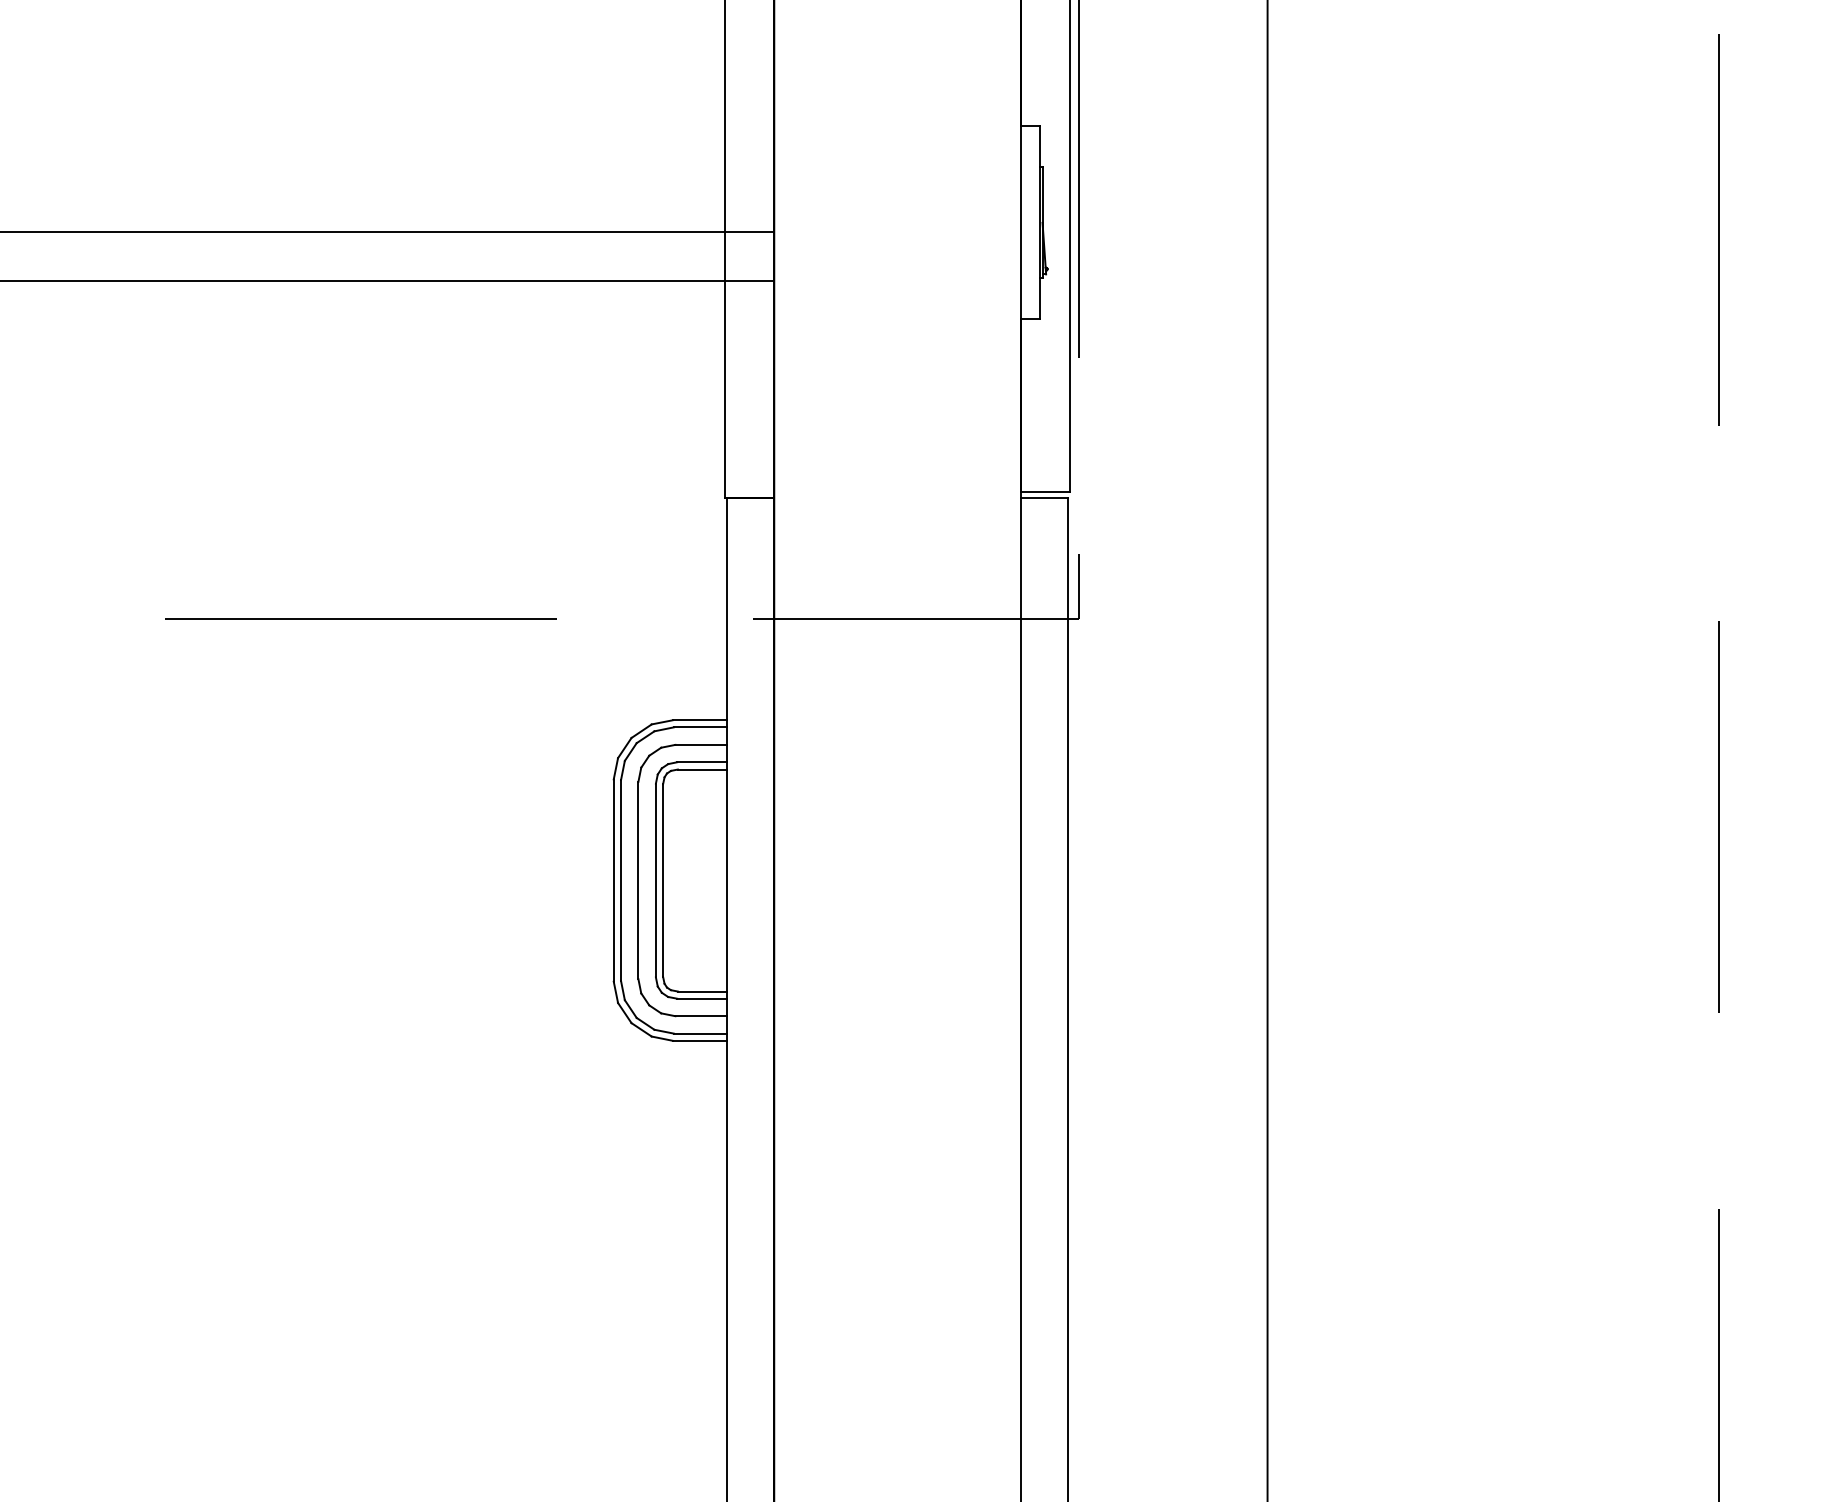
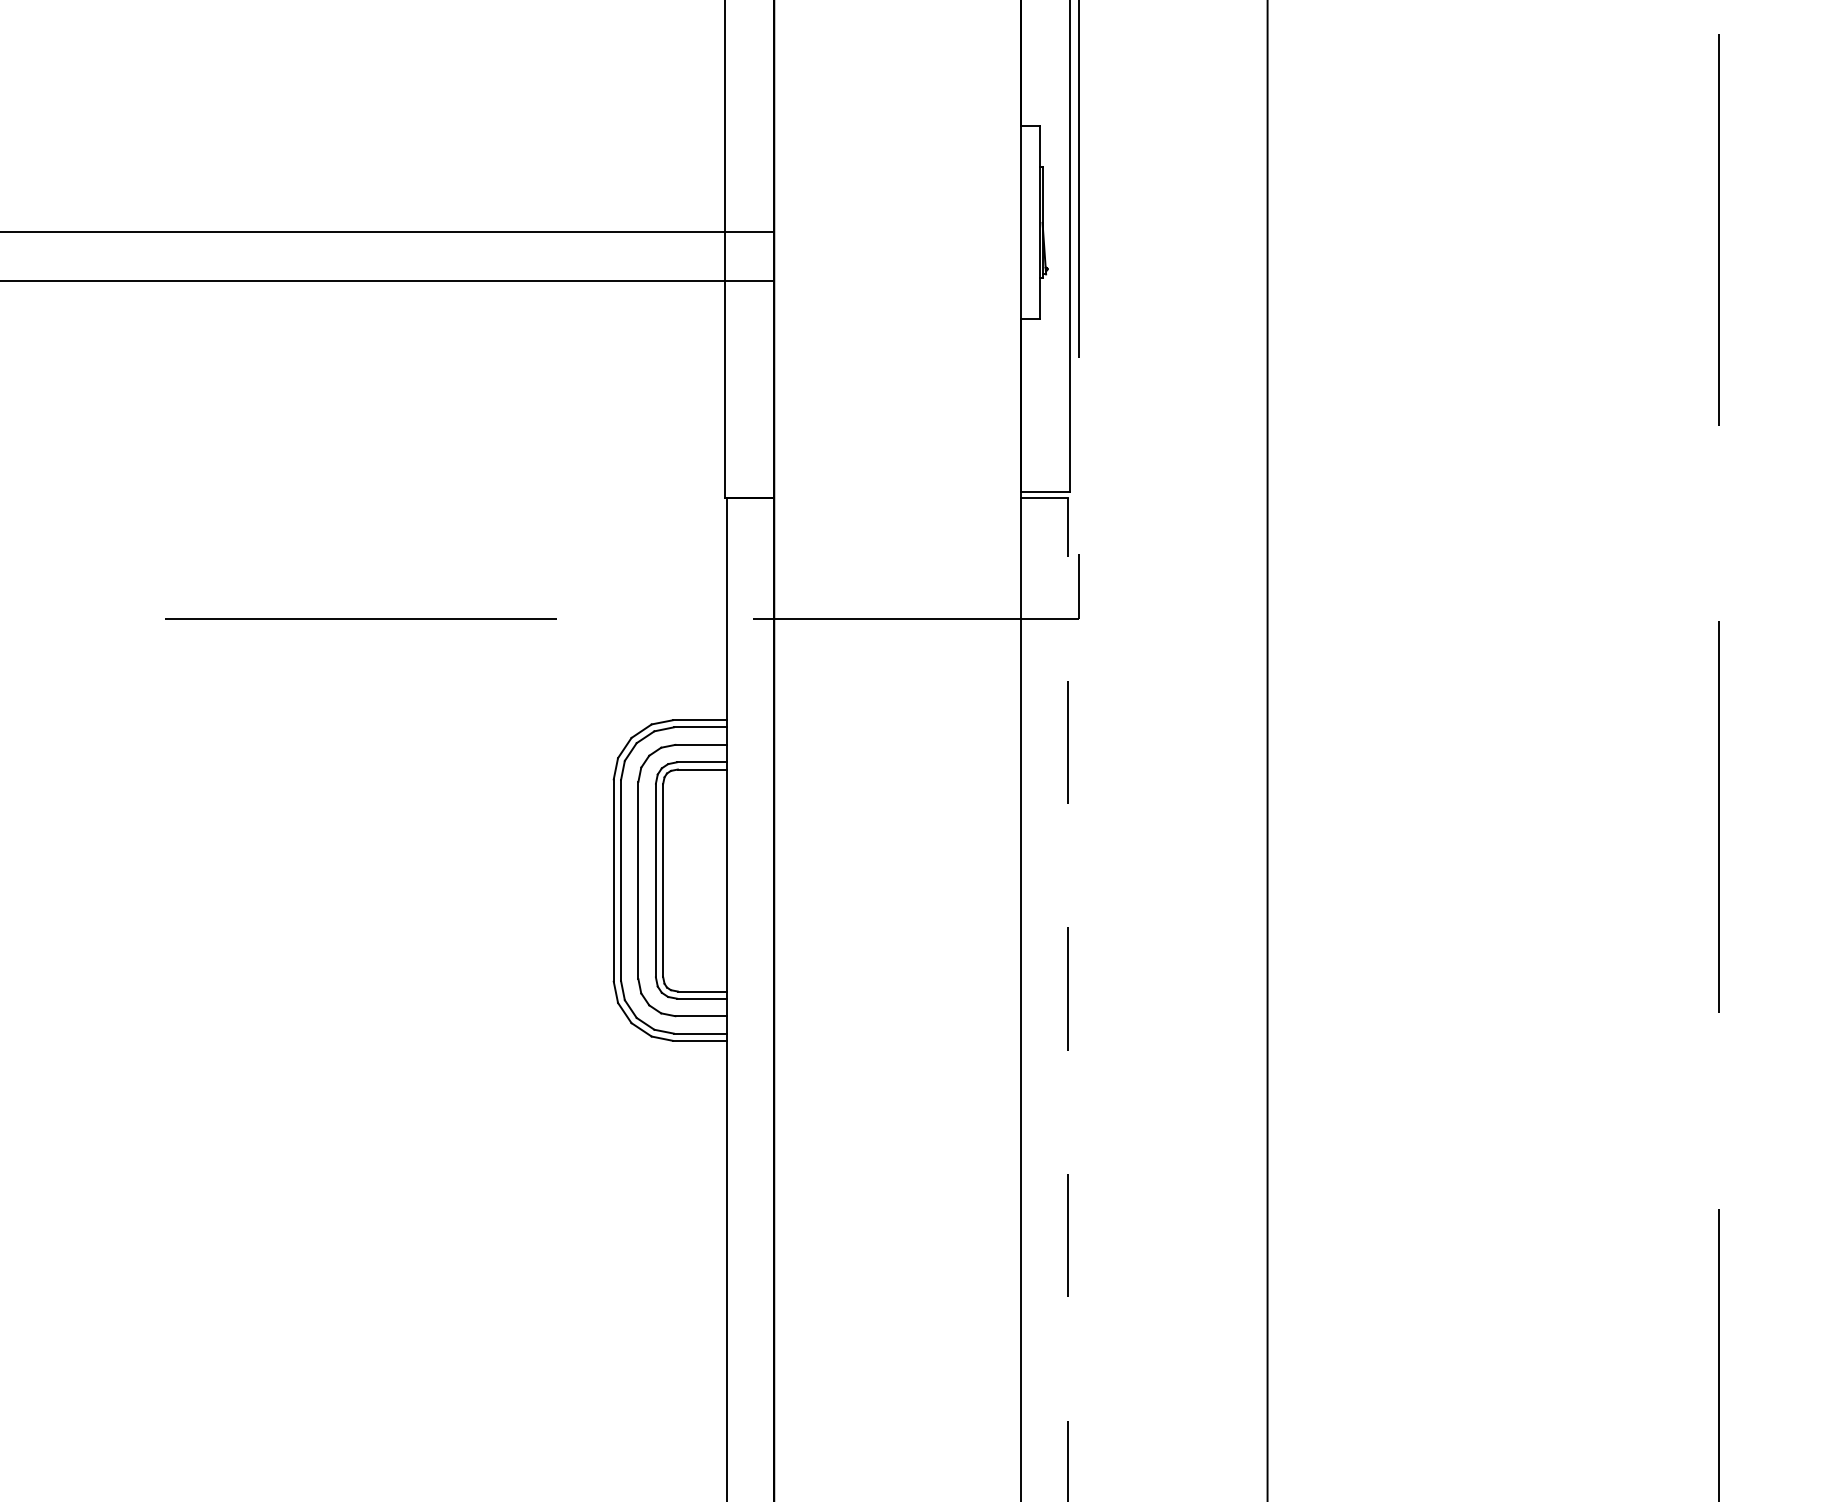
line: solid -> dashed (1067, 999)
